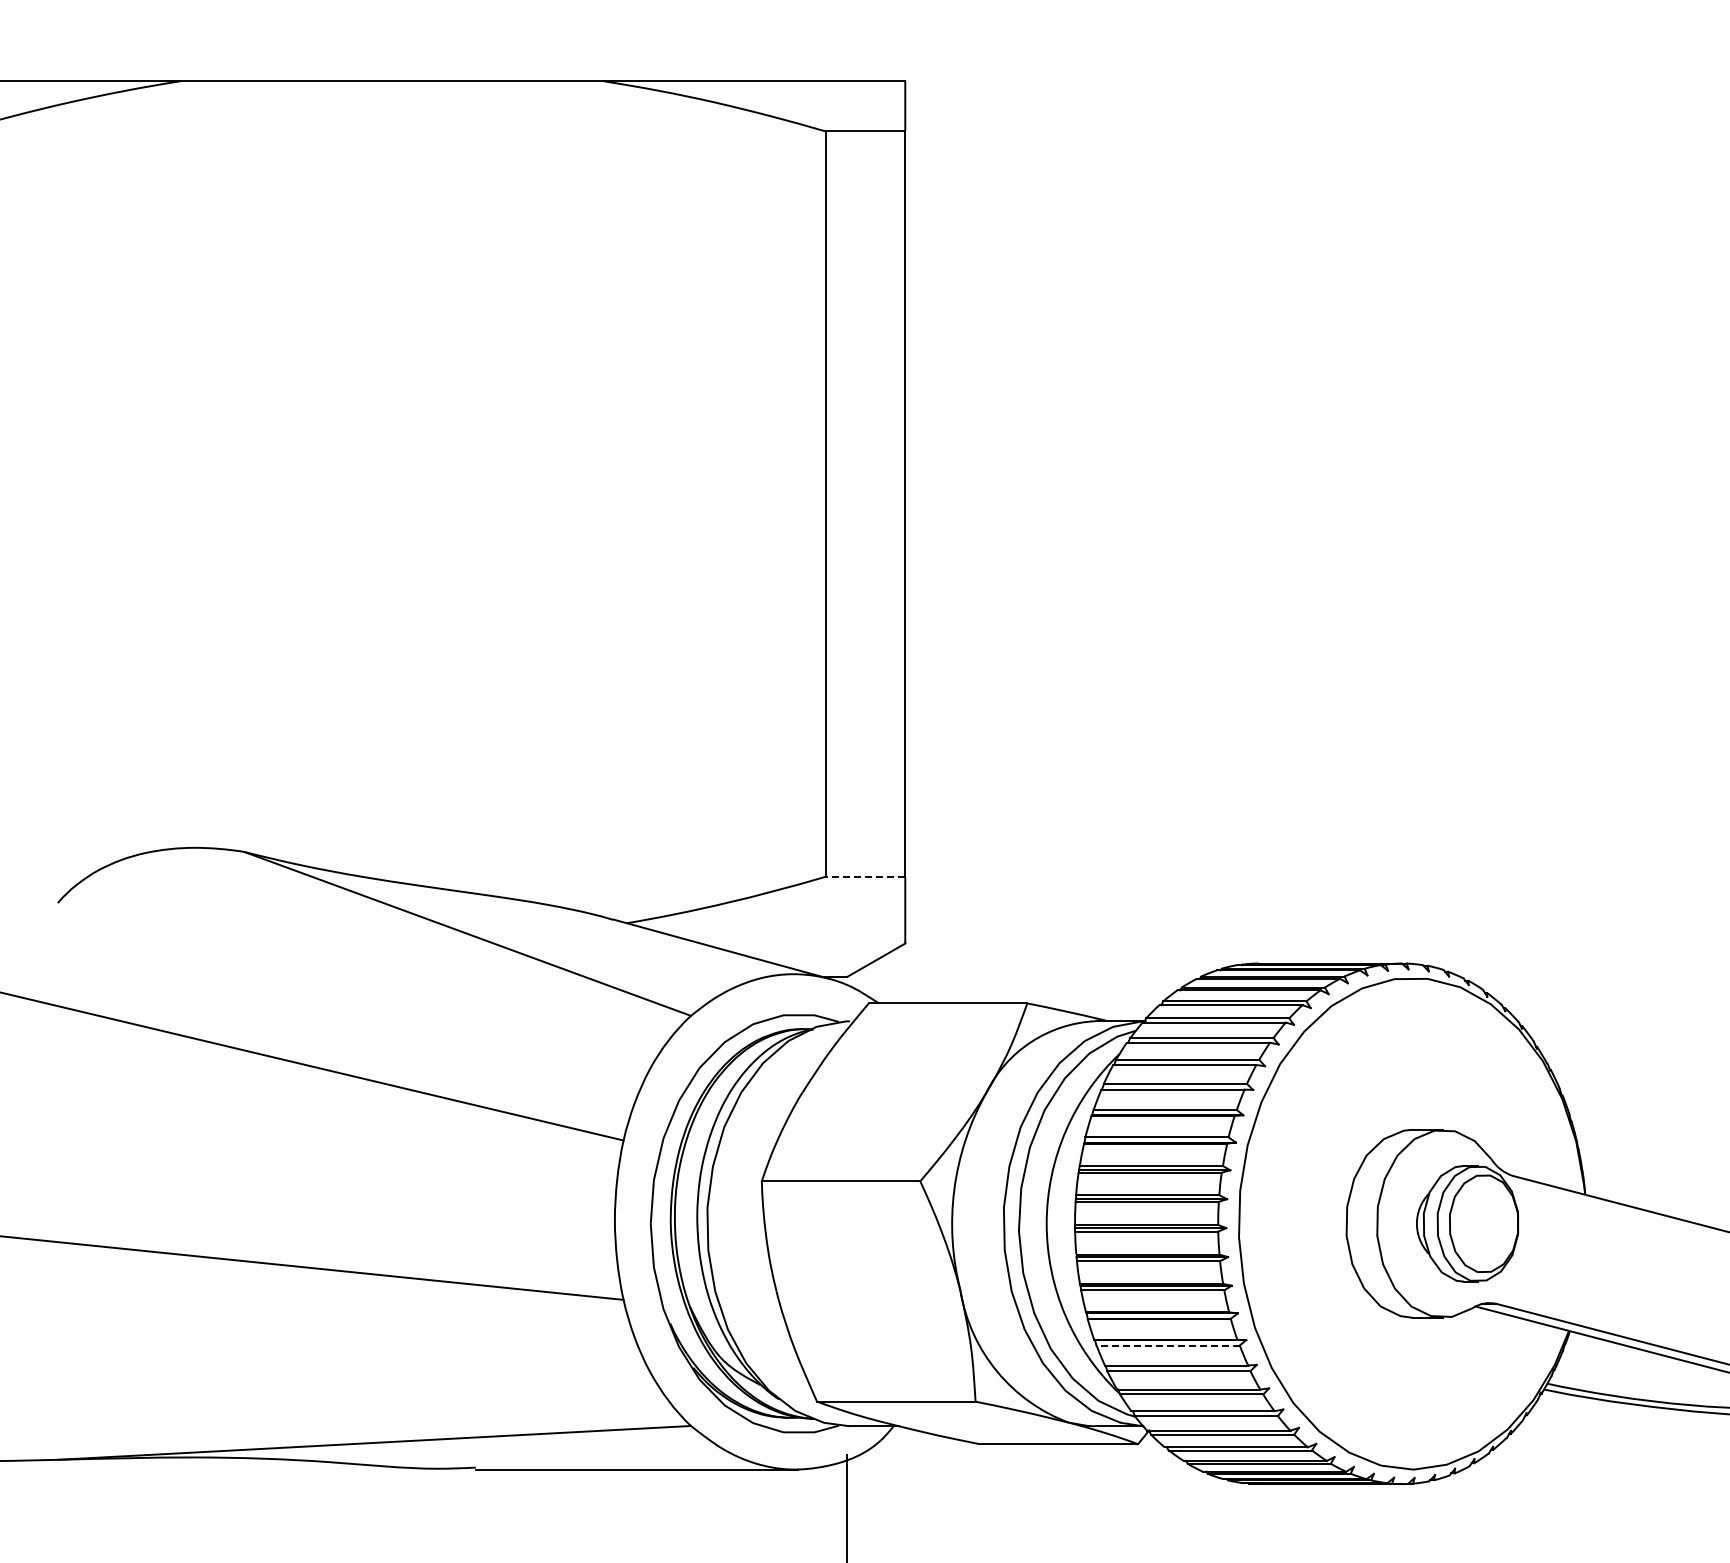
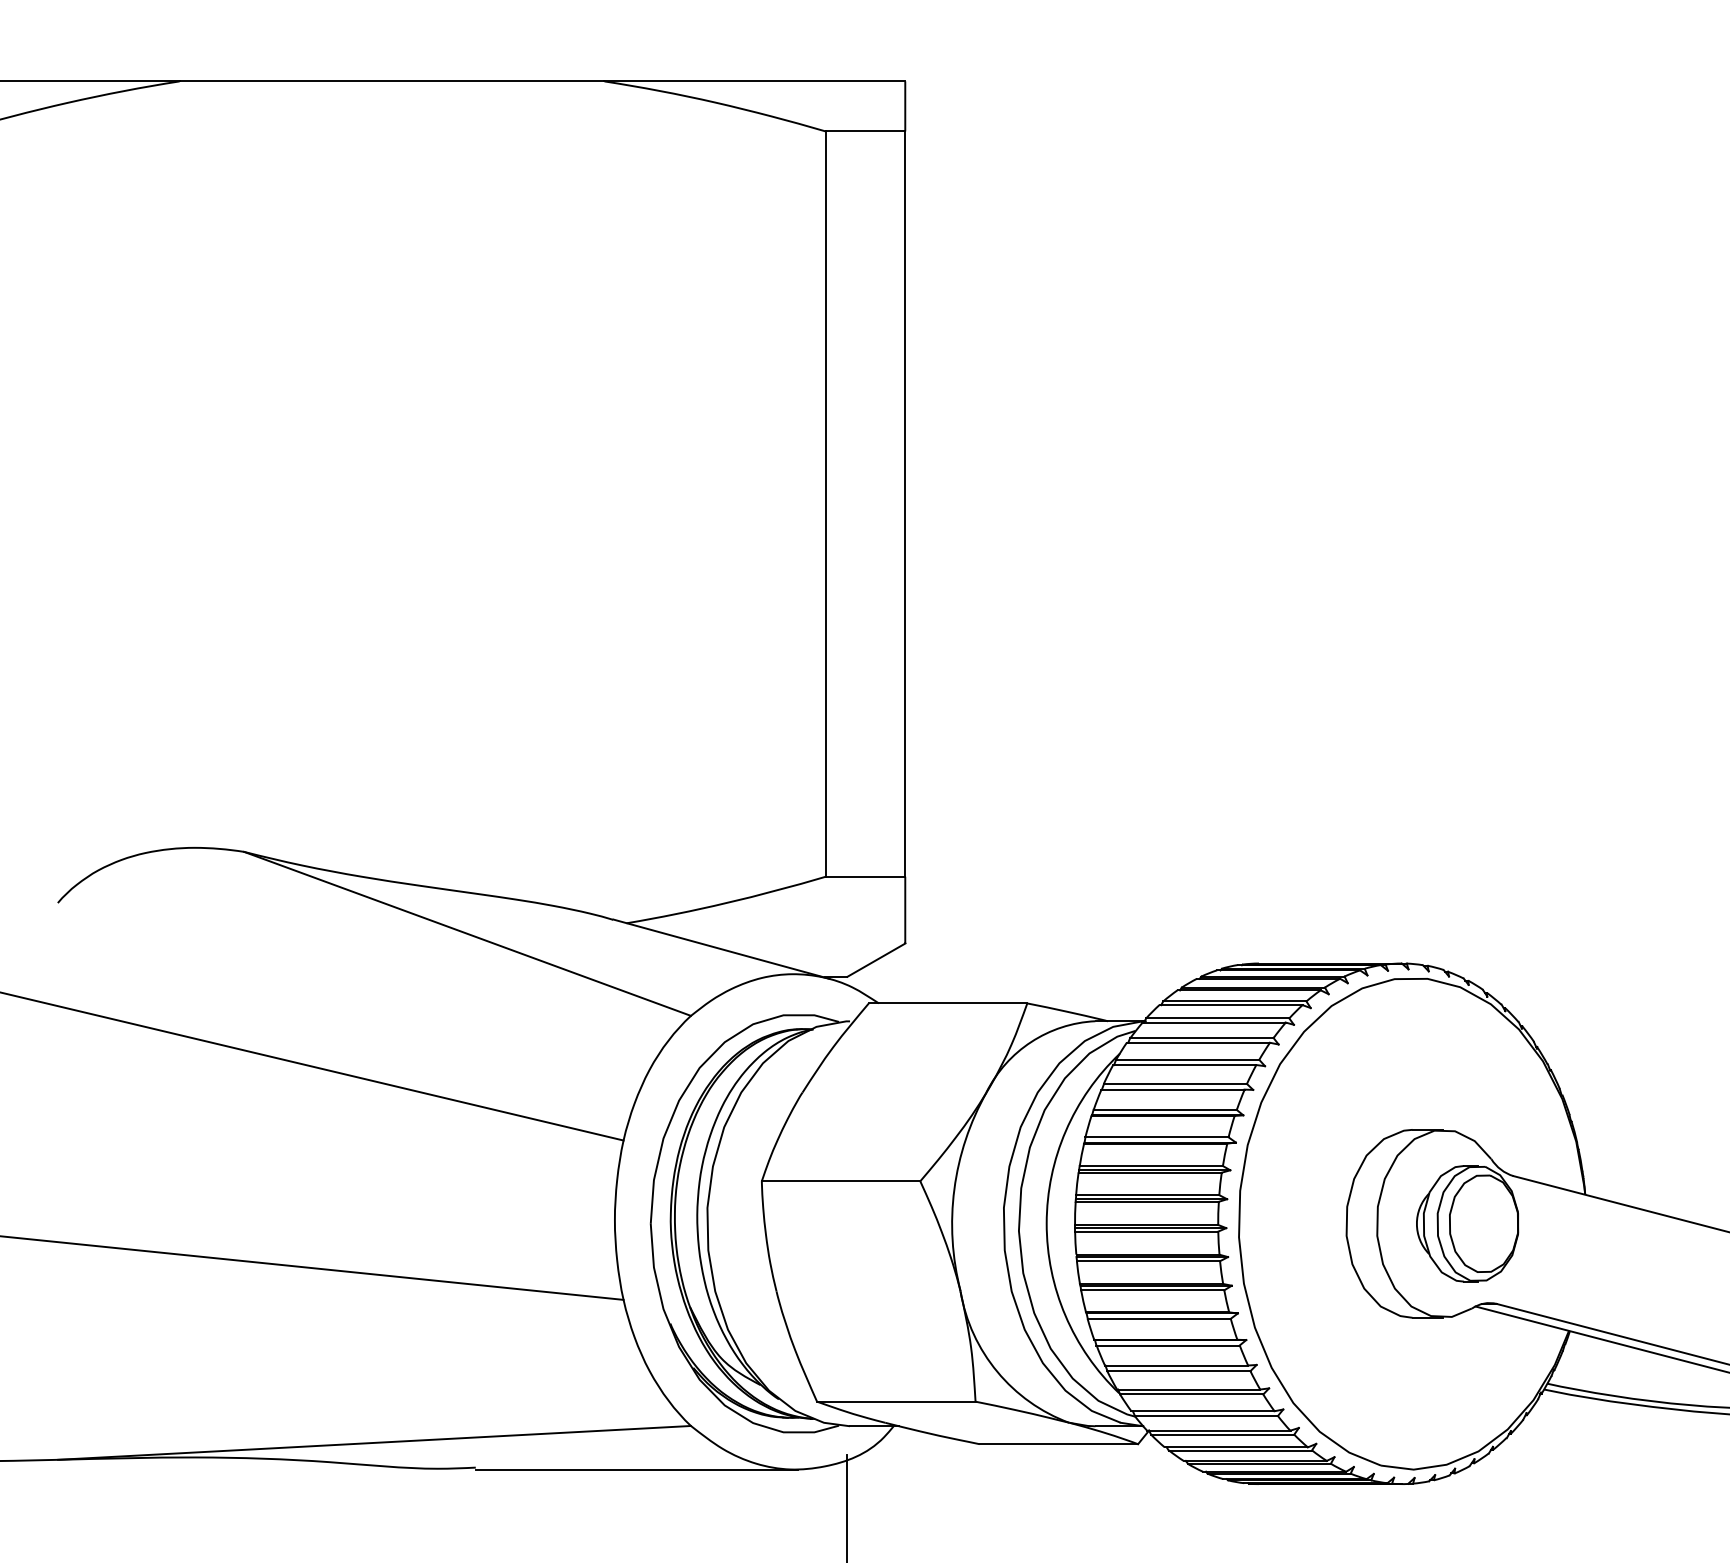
line: dashed -> solid (865, 876)
line: dashed -> solid (1168, 1345)
